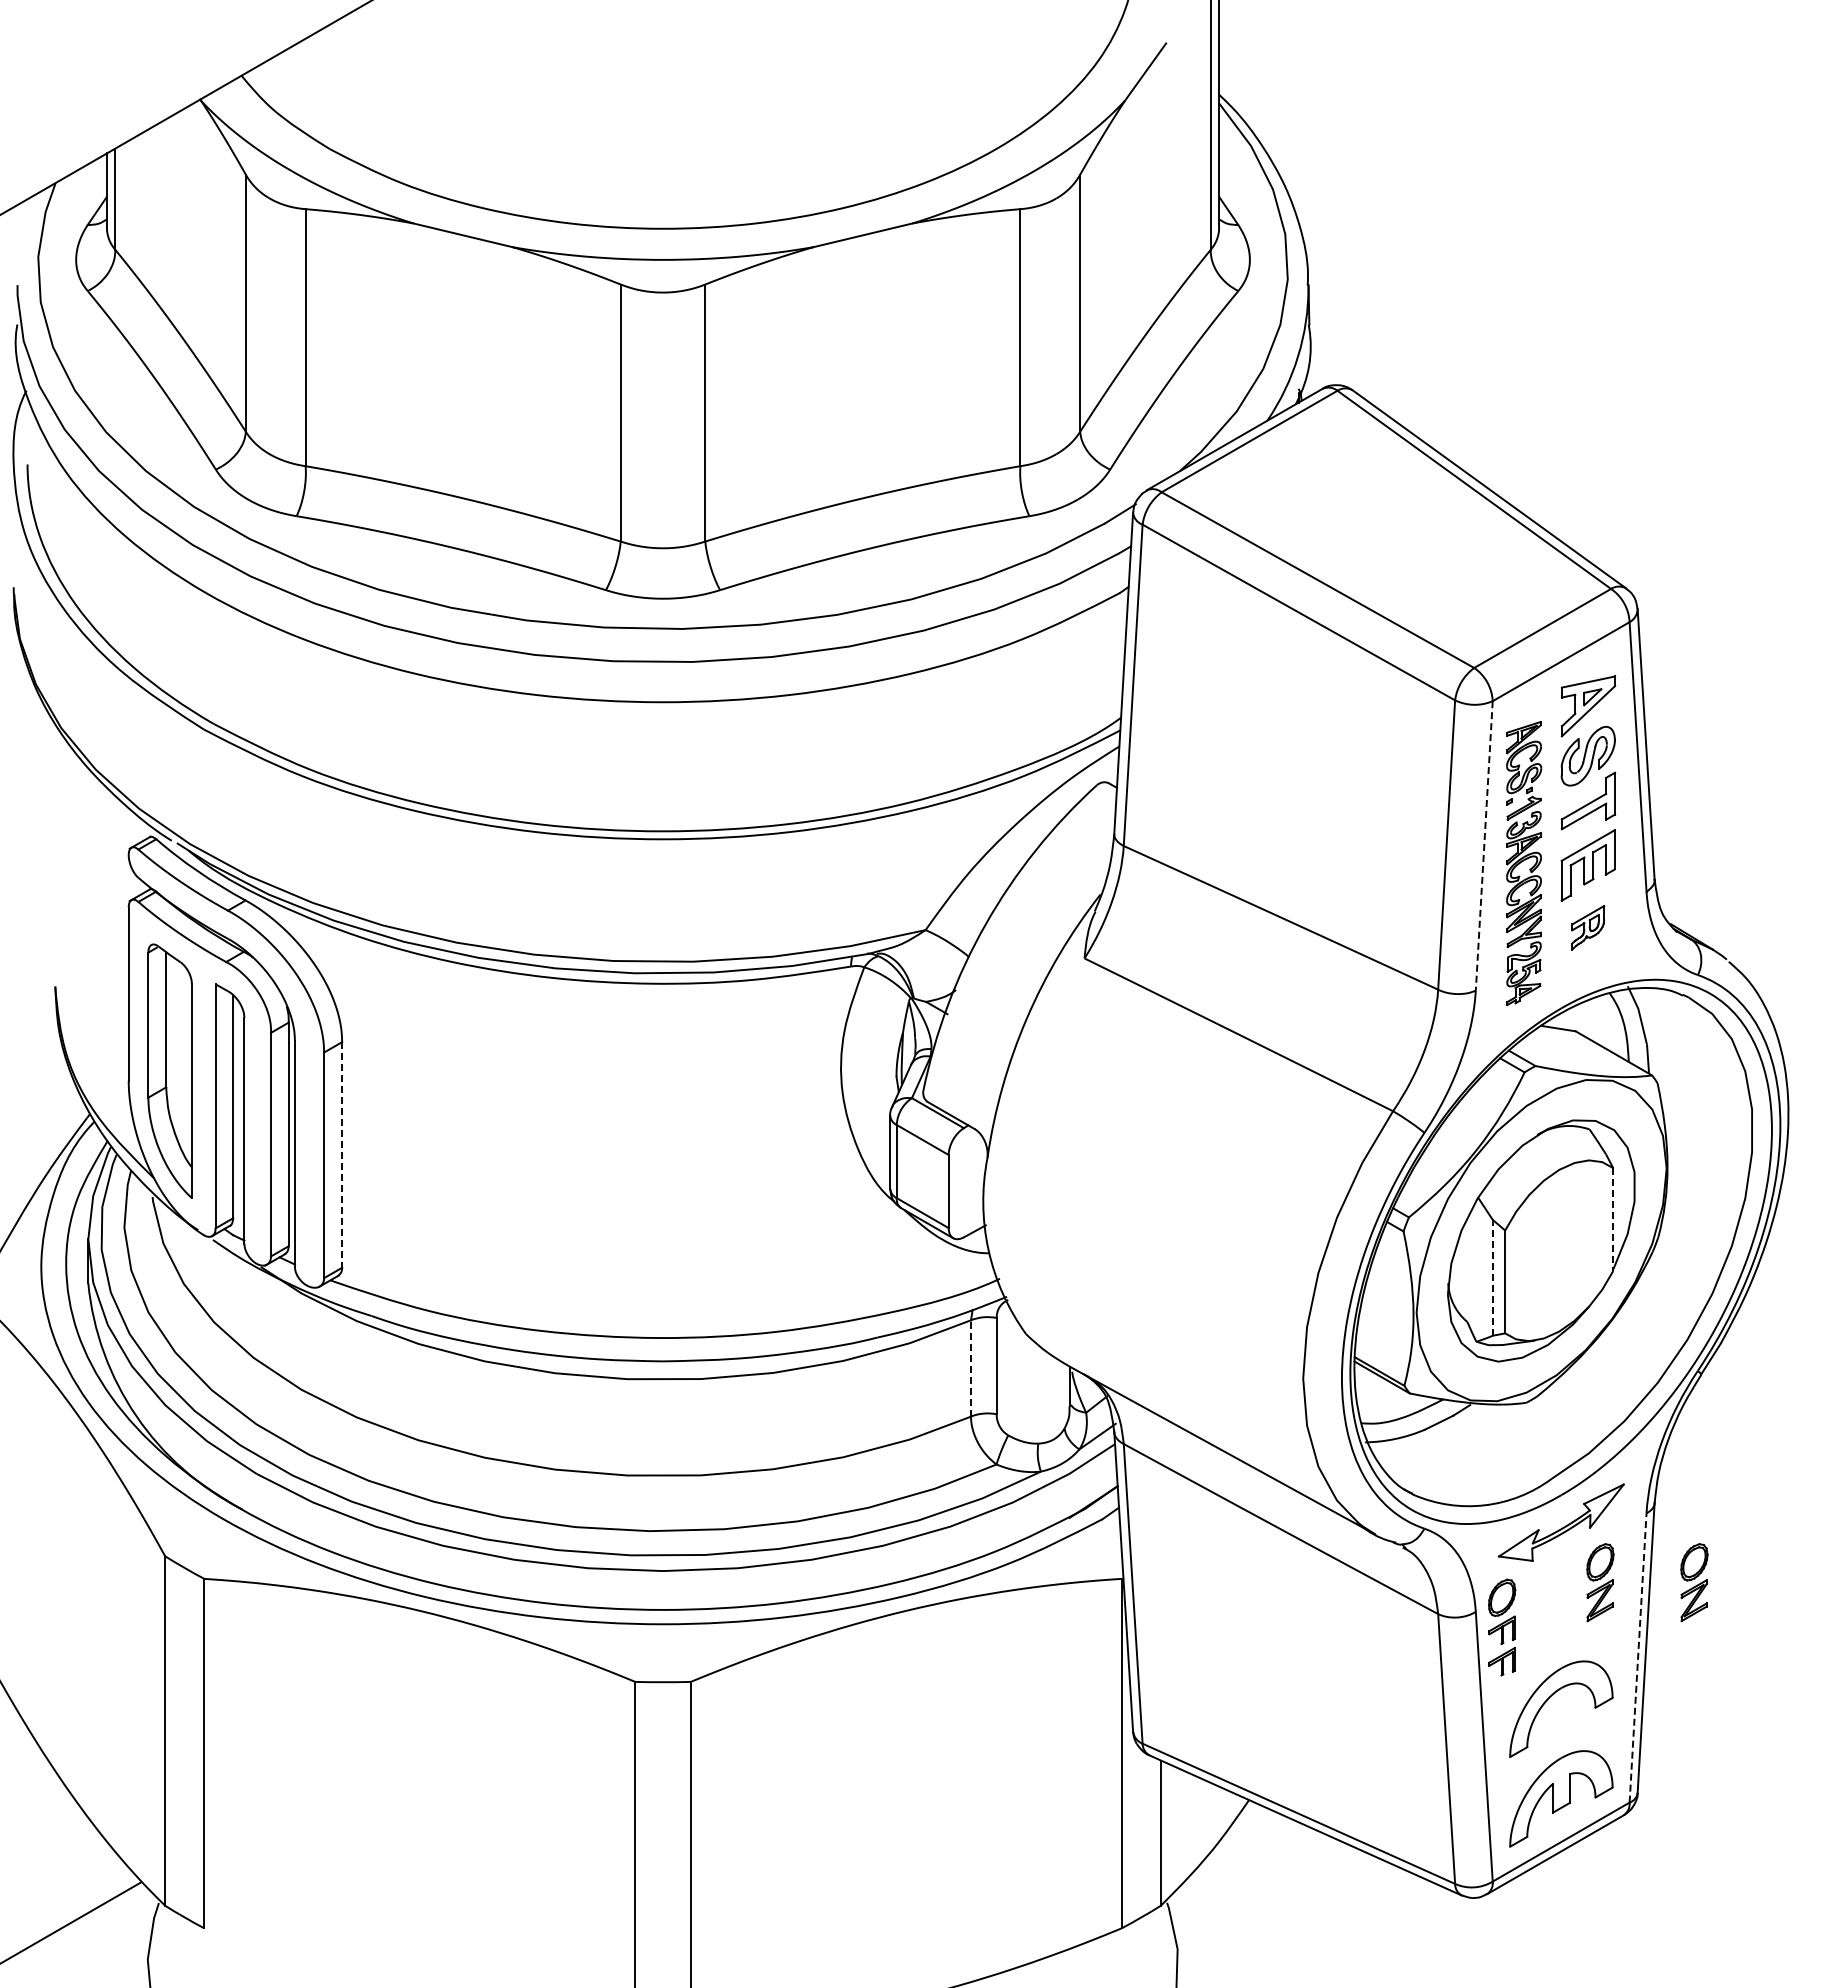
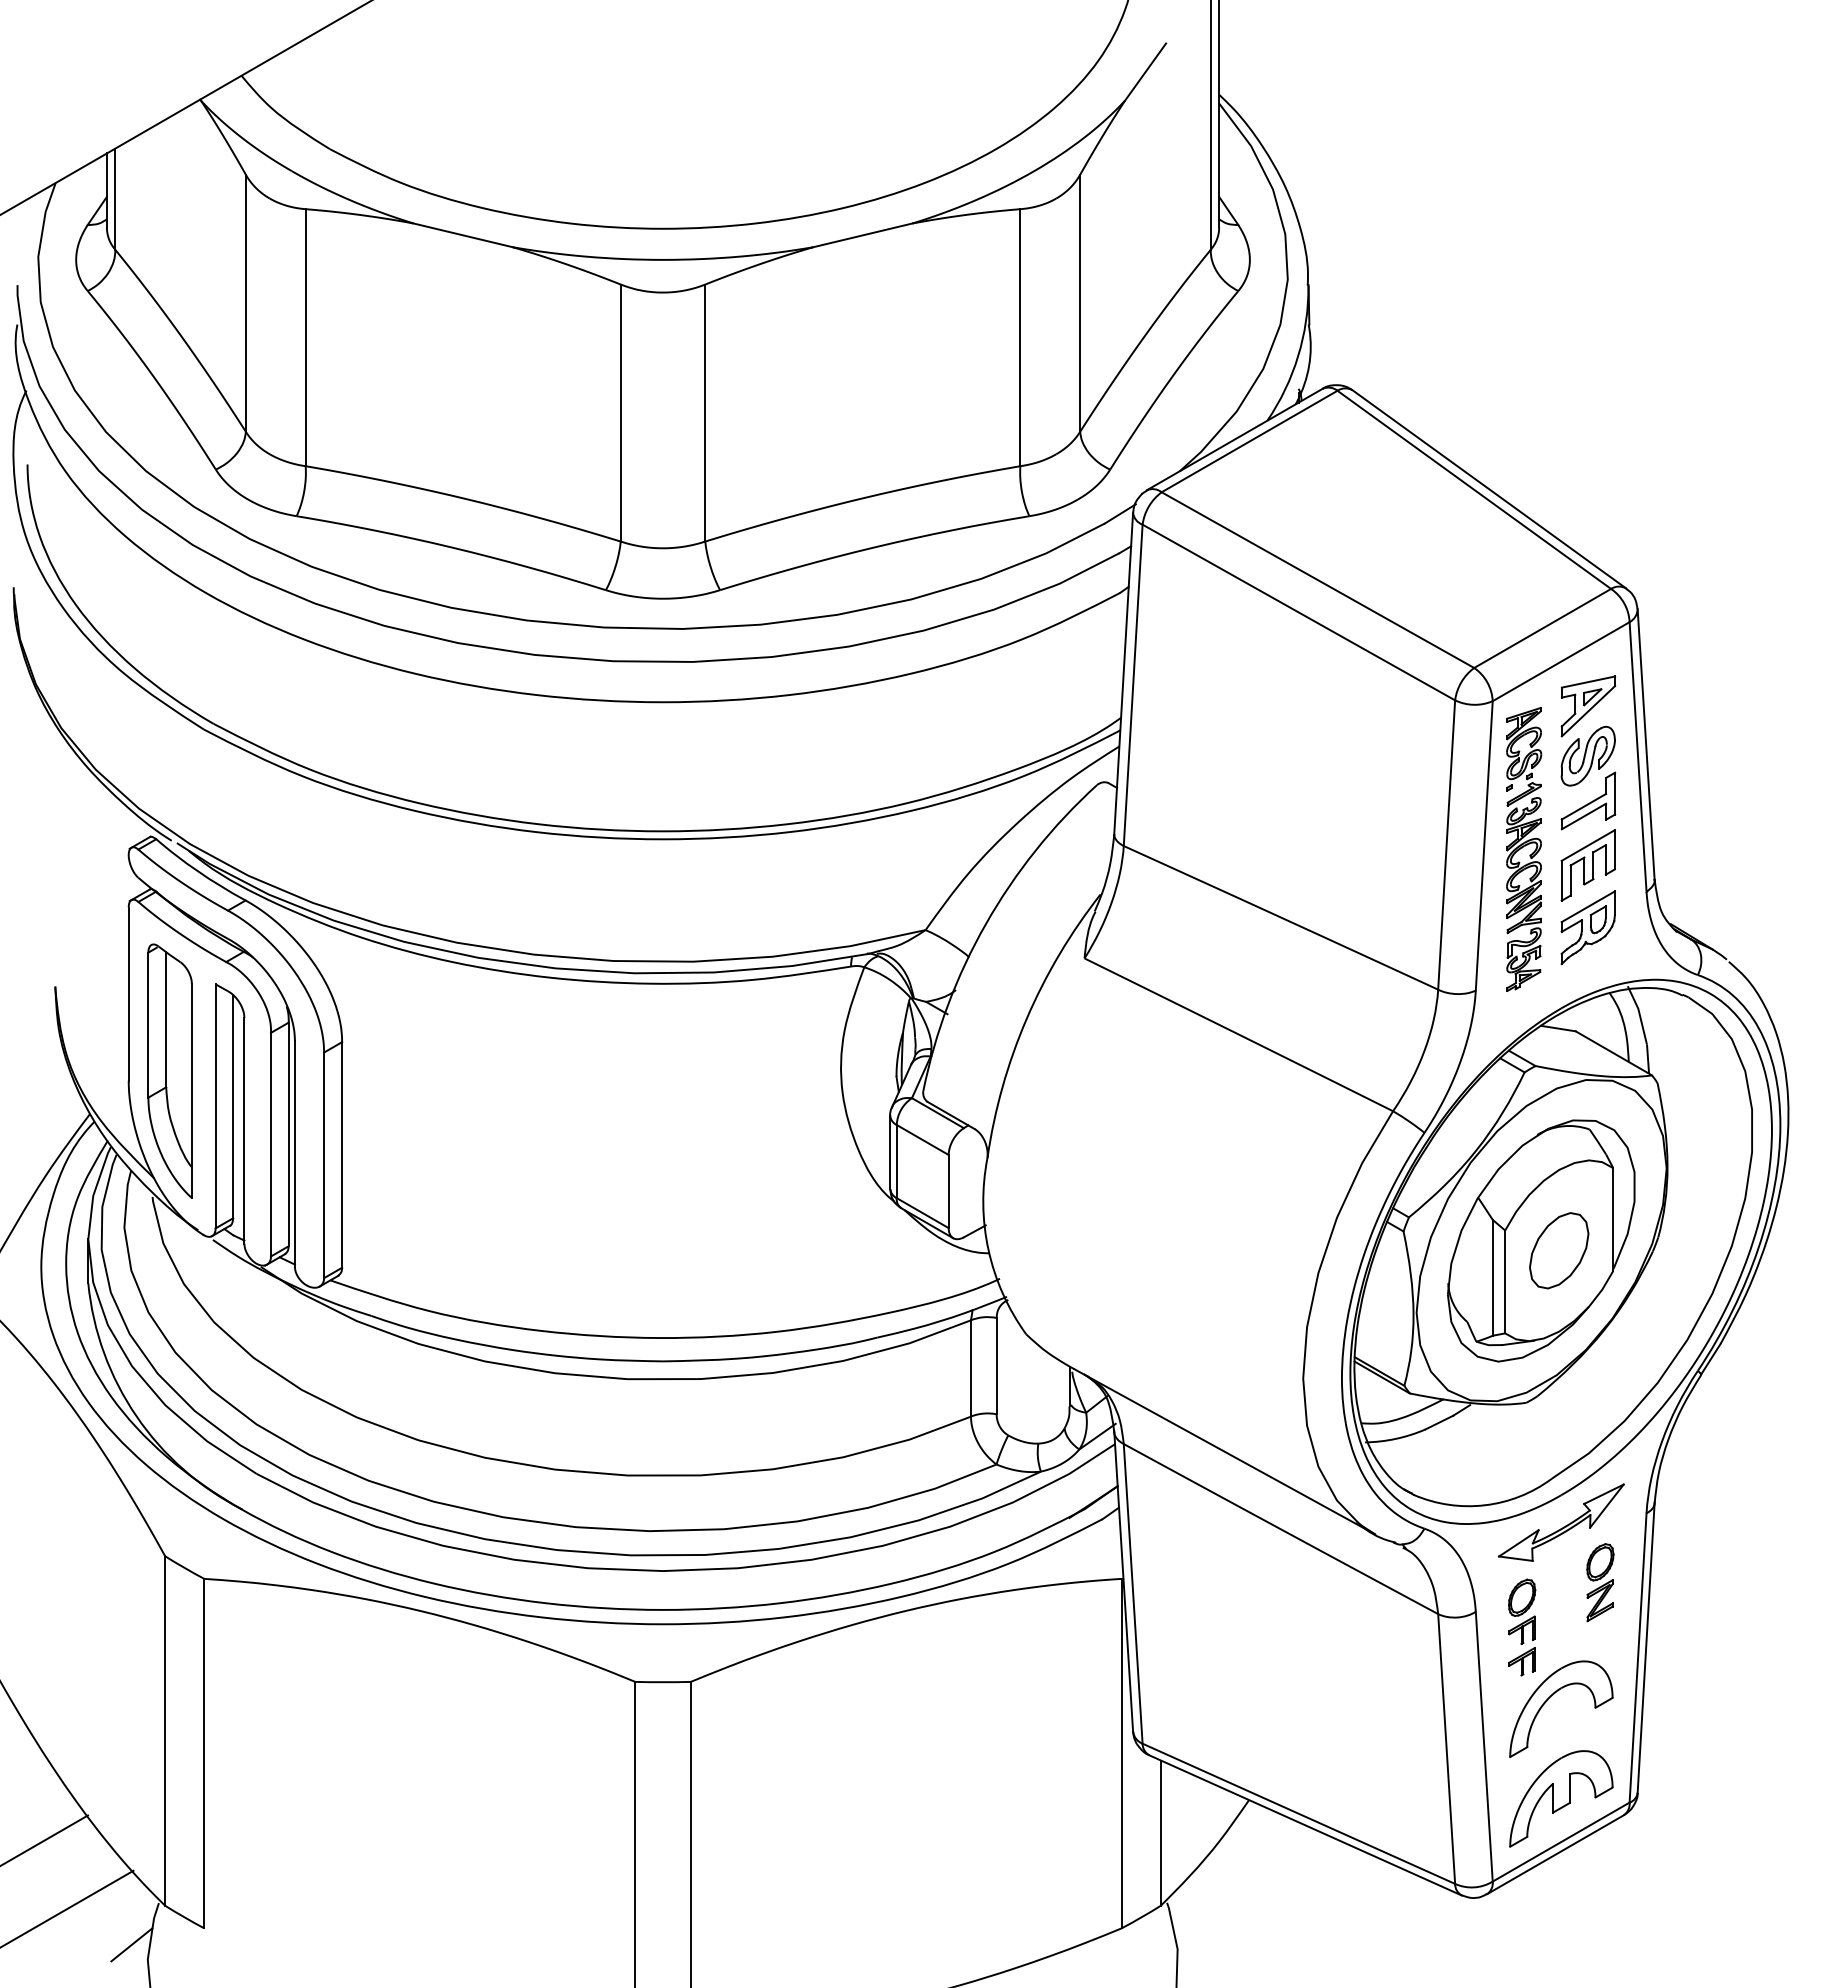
line: dashed -> solid (1484, 845)
part position: (1524, 863) -> (1524, 849) (1524, 849)
part size: 35x46 px -> 56x76 px (1587, 927)
line: dashed -> solid (342, 1154)
line: dashed -> solid (1613, 1220)
part: none -> present (1559, 1250)
line: dashed -> solid (1492, 1277)
line: dashed -> solid (971, 1367)
part: present -> none (1694, 1582)
part position: (1502, 1627) -> (1522, 1627) (1522, 1627)
line: dashed -> solid (1638, 1657)
line: none -> present (45, 1839)
line position: (71, 1922) -> (67, 1908) (67, 1908)
line: none -> present (131, 1944)
